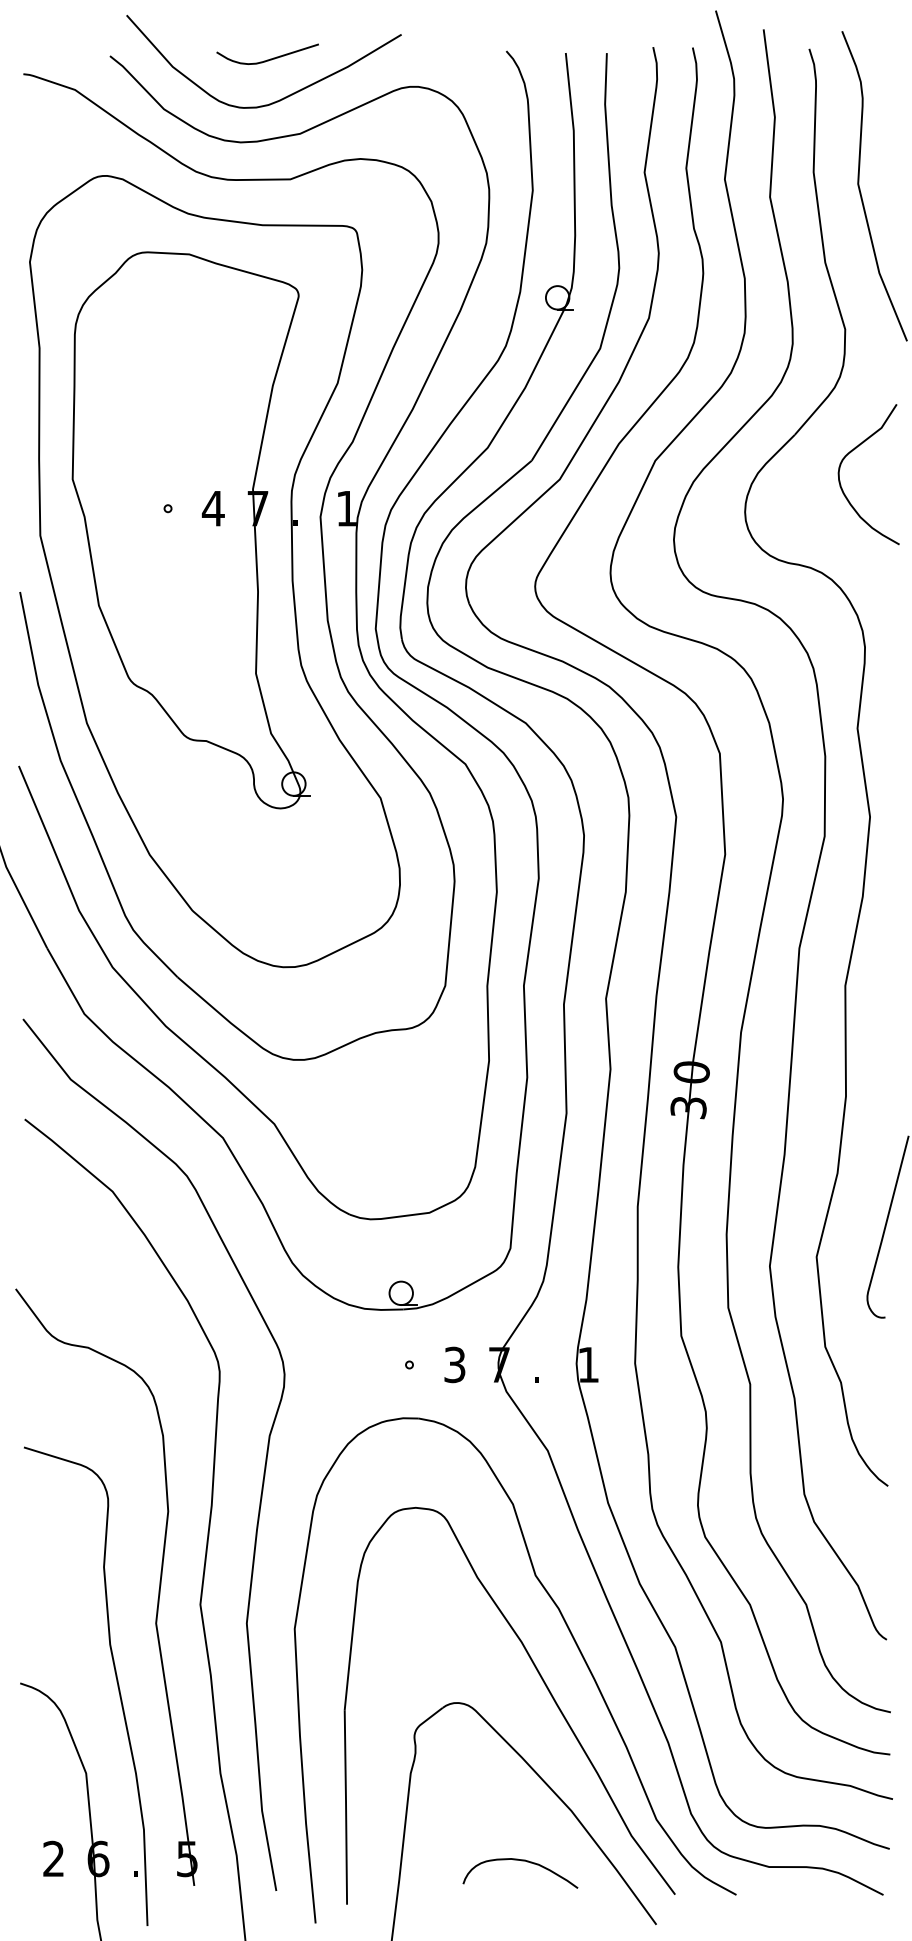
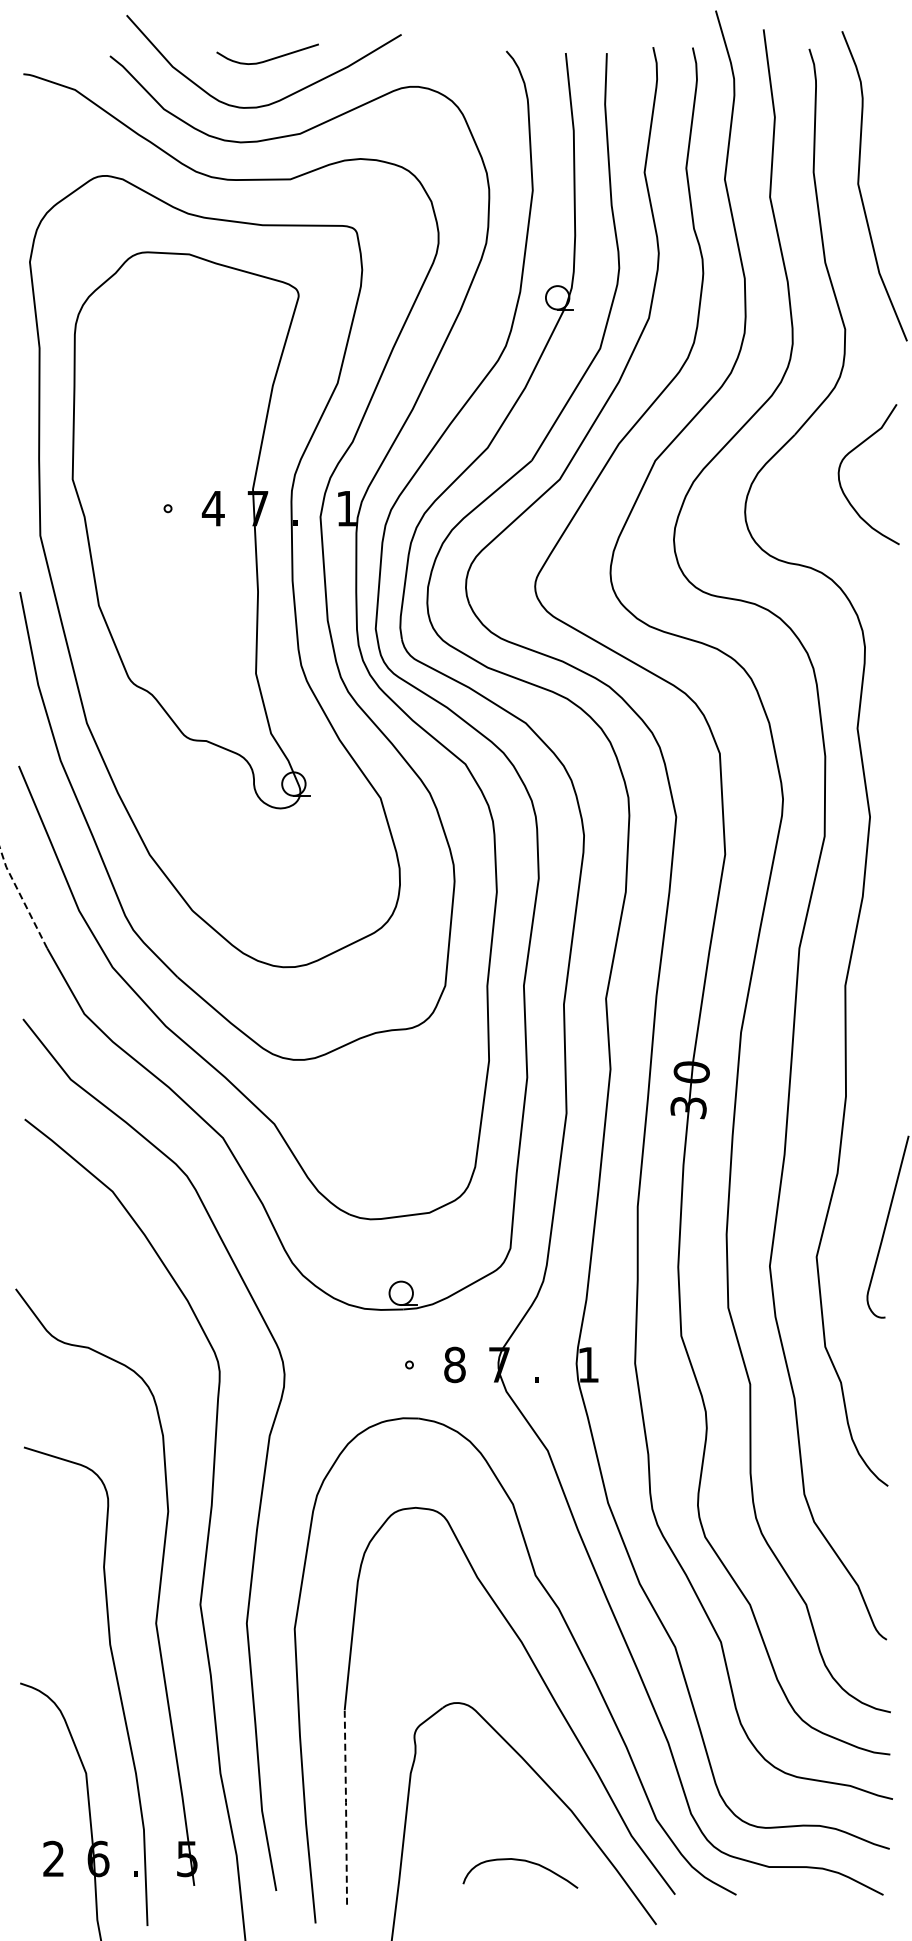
line: solid -> dashed (22, 898)
text: 3 -> 8 (454, 1364)
line: solid -> dashed (346, 1806)
